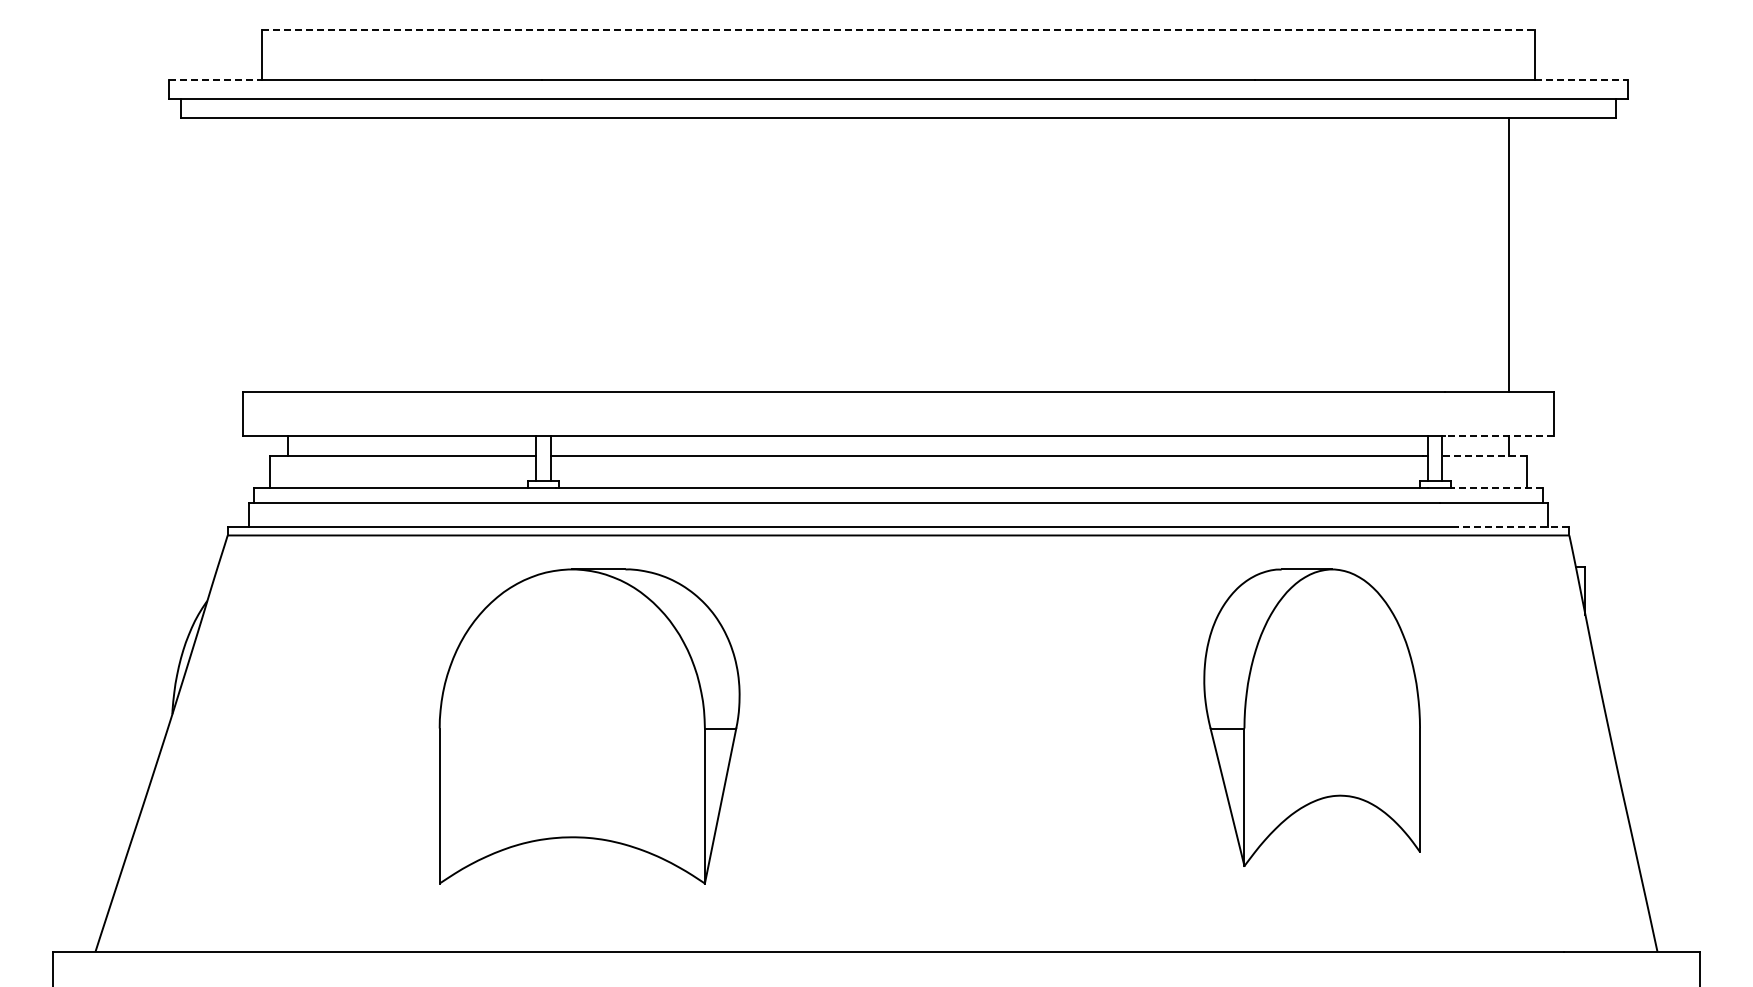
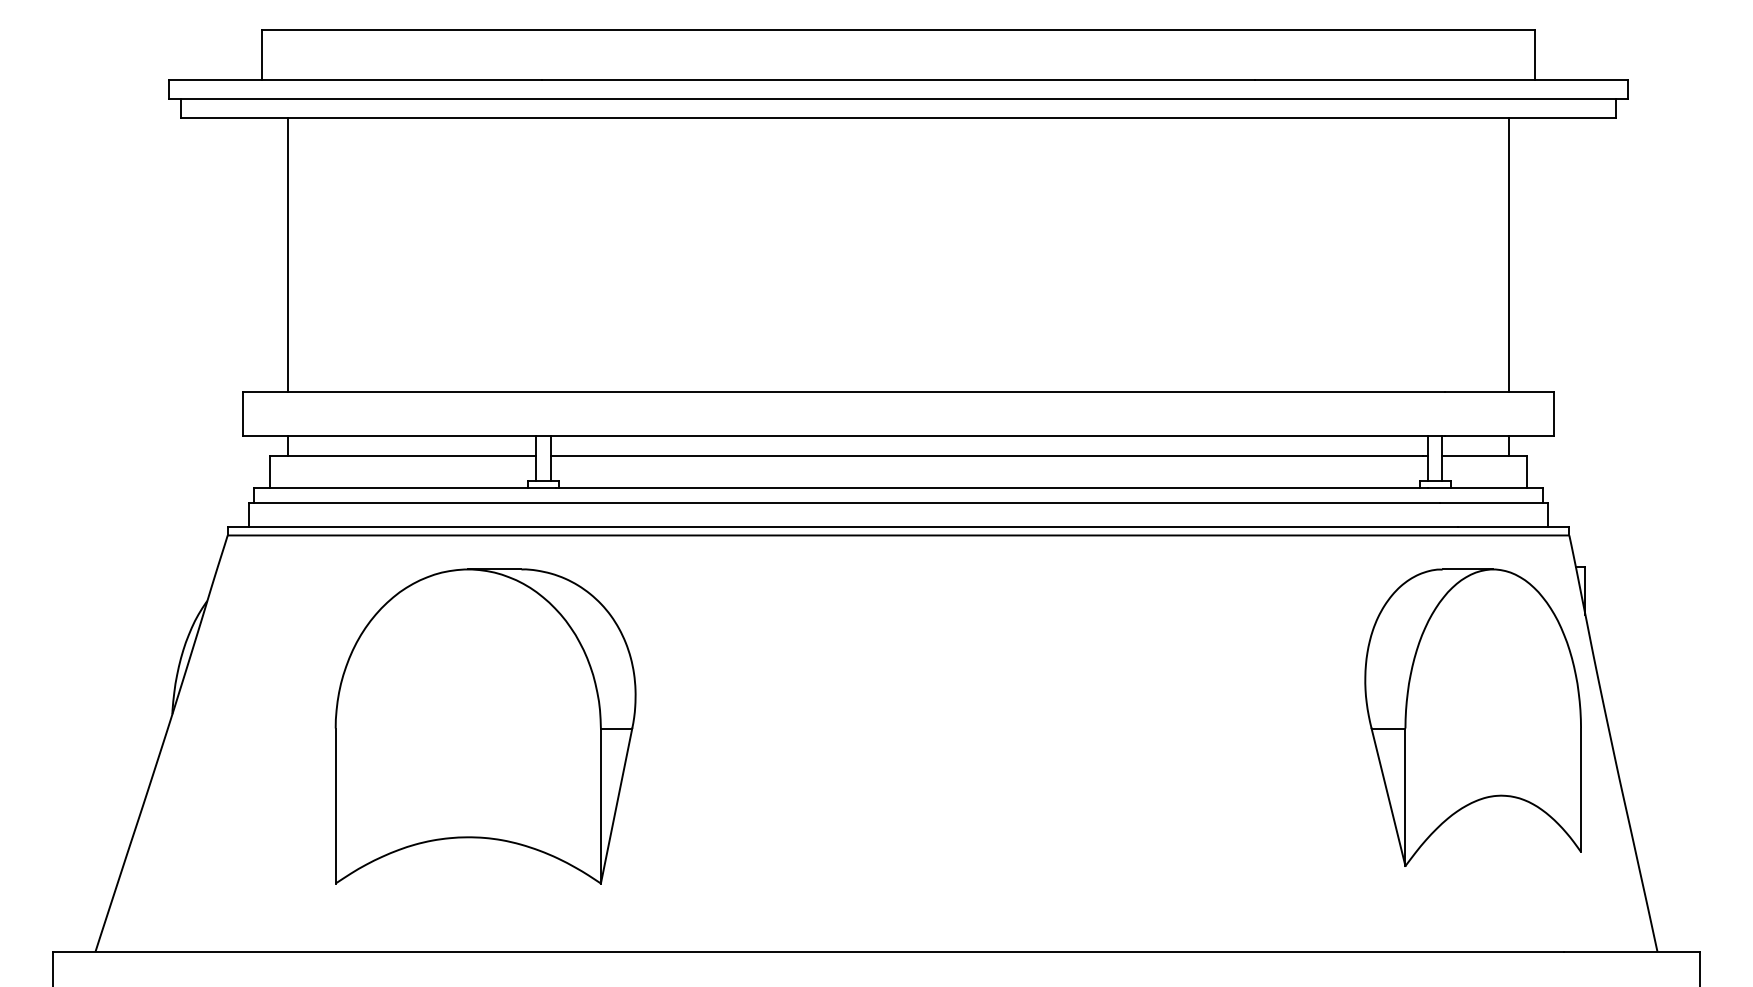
line: dashed -> solid (899, 29)
line: dashed -> solid (215, 79)
line: dashed -> solid (1581, 79)
line: none -> present (288, 254)
line: dashed -> solid (1498, 436)
line: dashed -> solid (1484, 455)
line: dashed -> solid (1496, 488)
line: dashed -> solid (1513, 526)
part position: (1311, 717) -> (1472, 717) (1472, 717)
part position: (589, 726) -> (485, 726) (485, 726)
